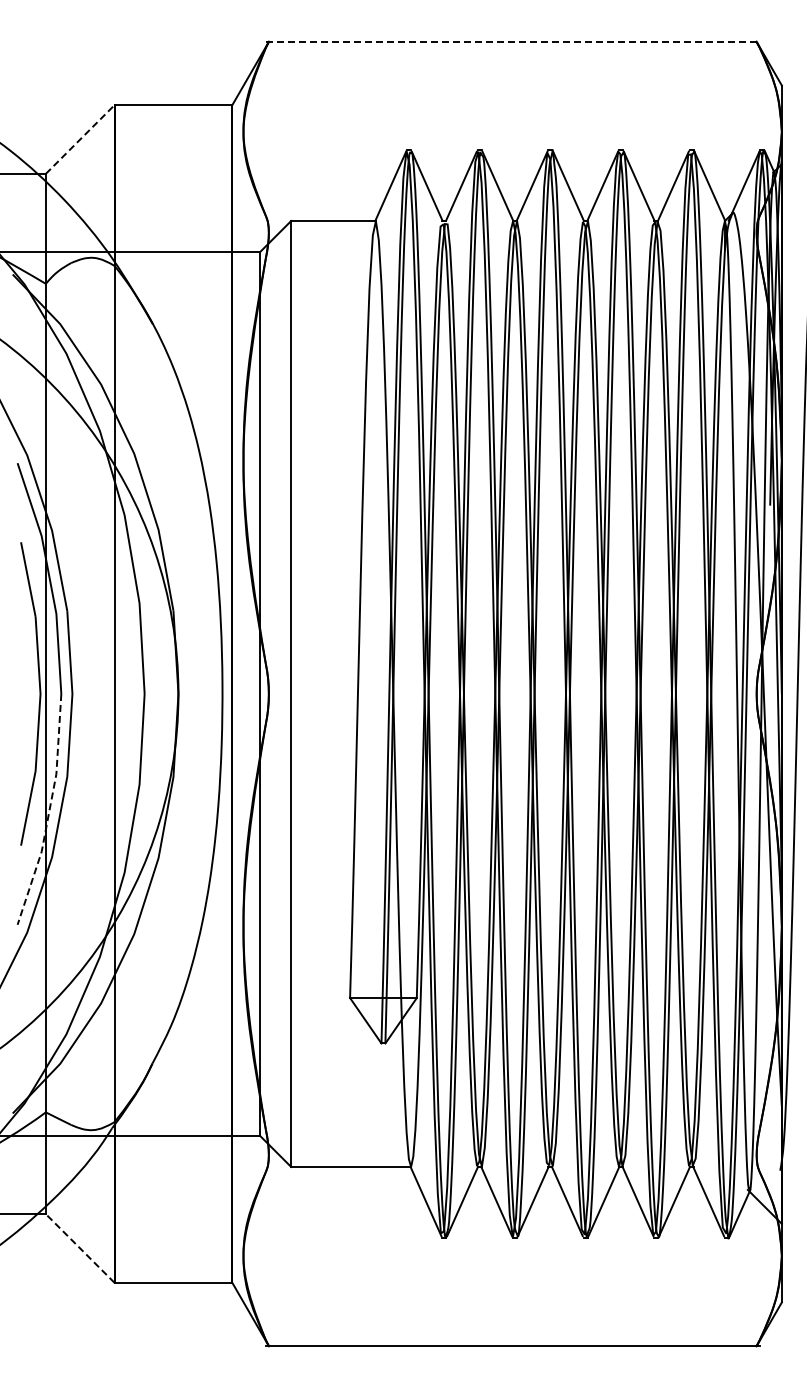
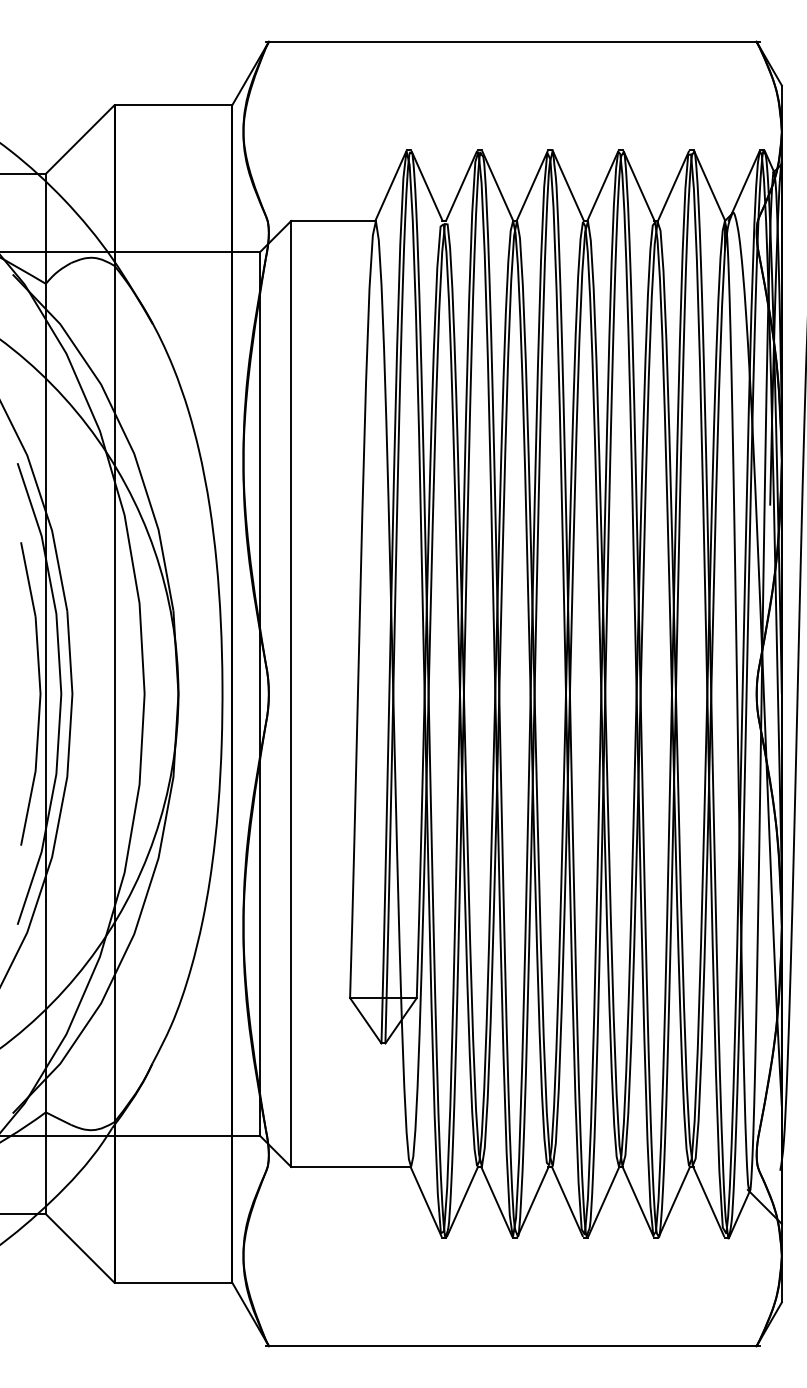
line: dashed -> solid (513, 41)
line: dashed -> solid (80, 139)
line: dashed -> solid (49, 811)
line: dashed -> solid (80, 1248)
